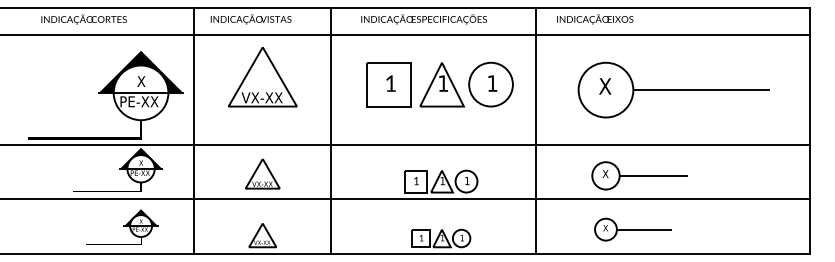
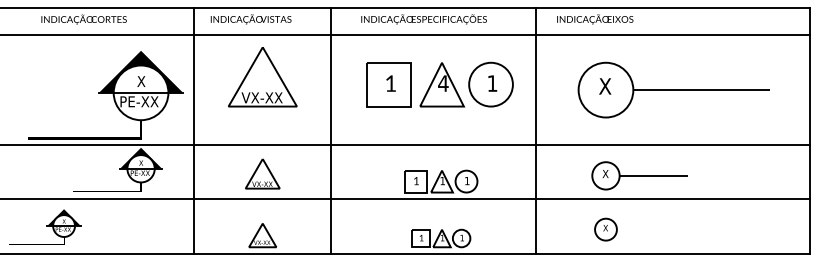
text: 1 -> 4 (443, 83)
part position: (122, 226) -> (45, 226) (45, 226)
line: present -> none (646, 229)
